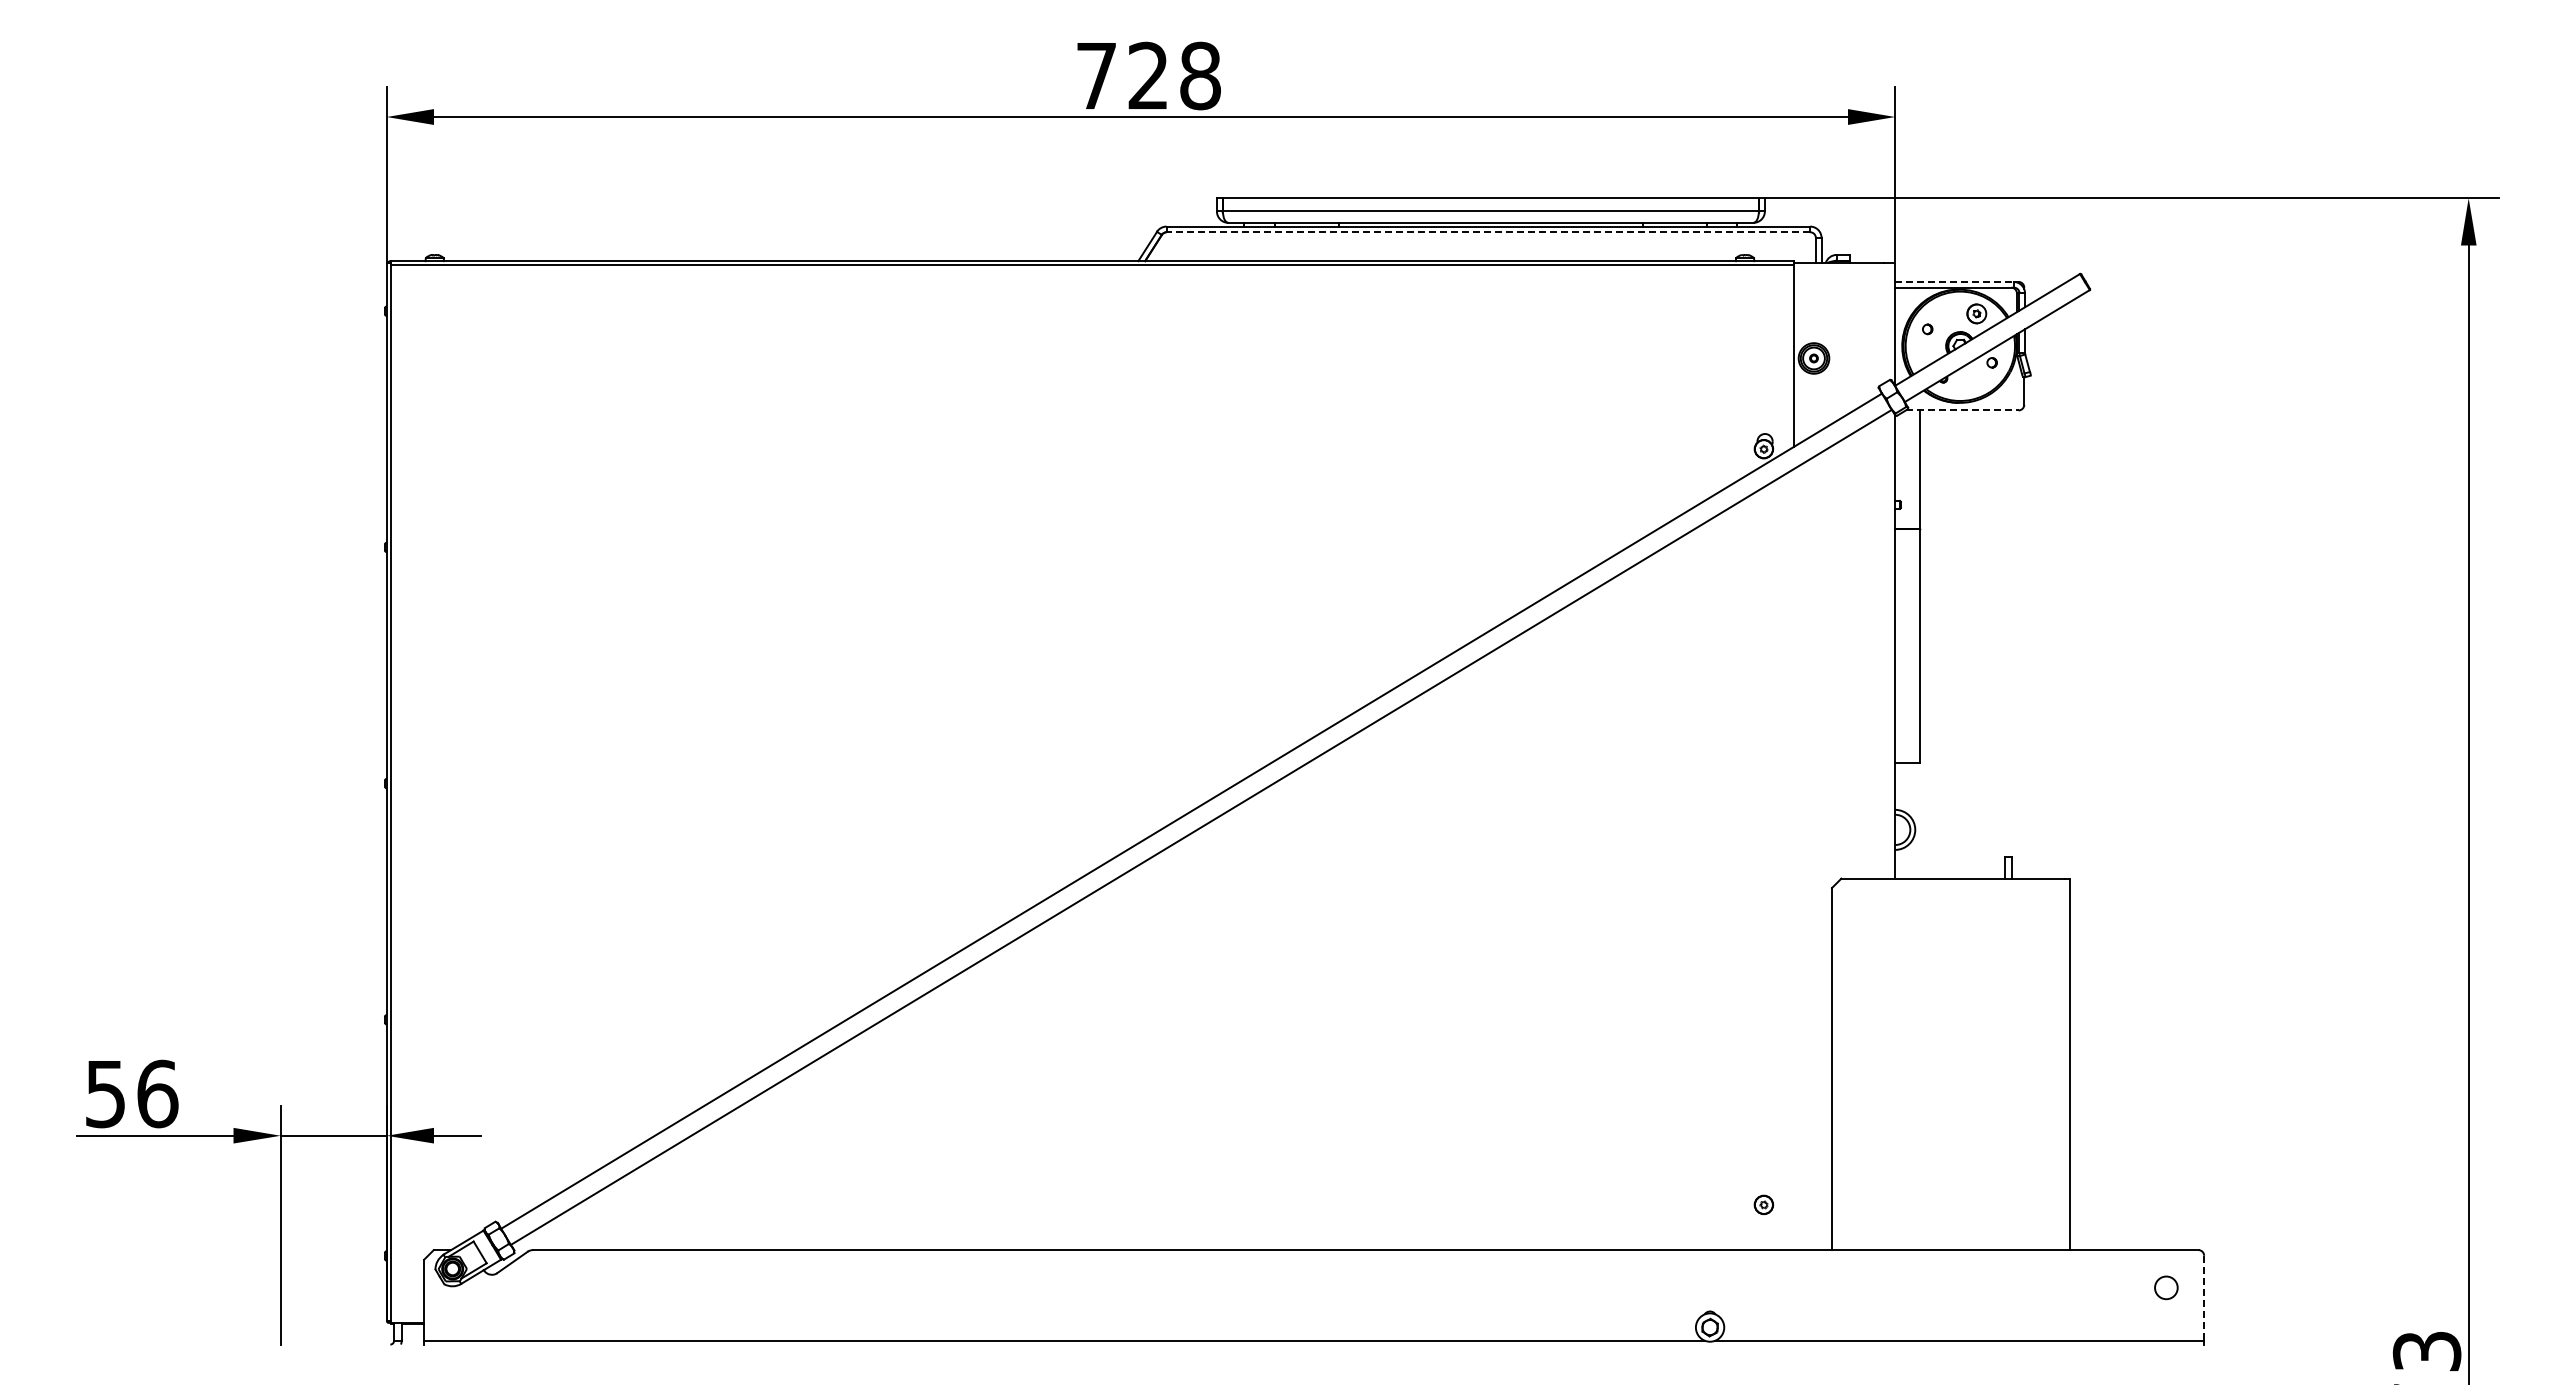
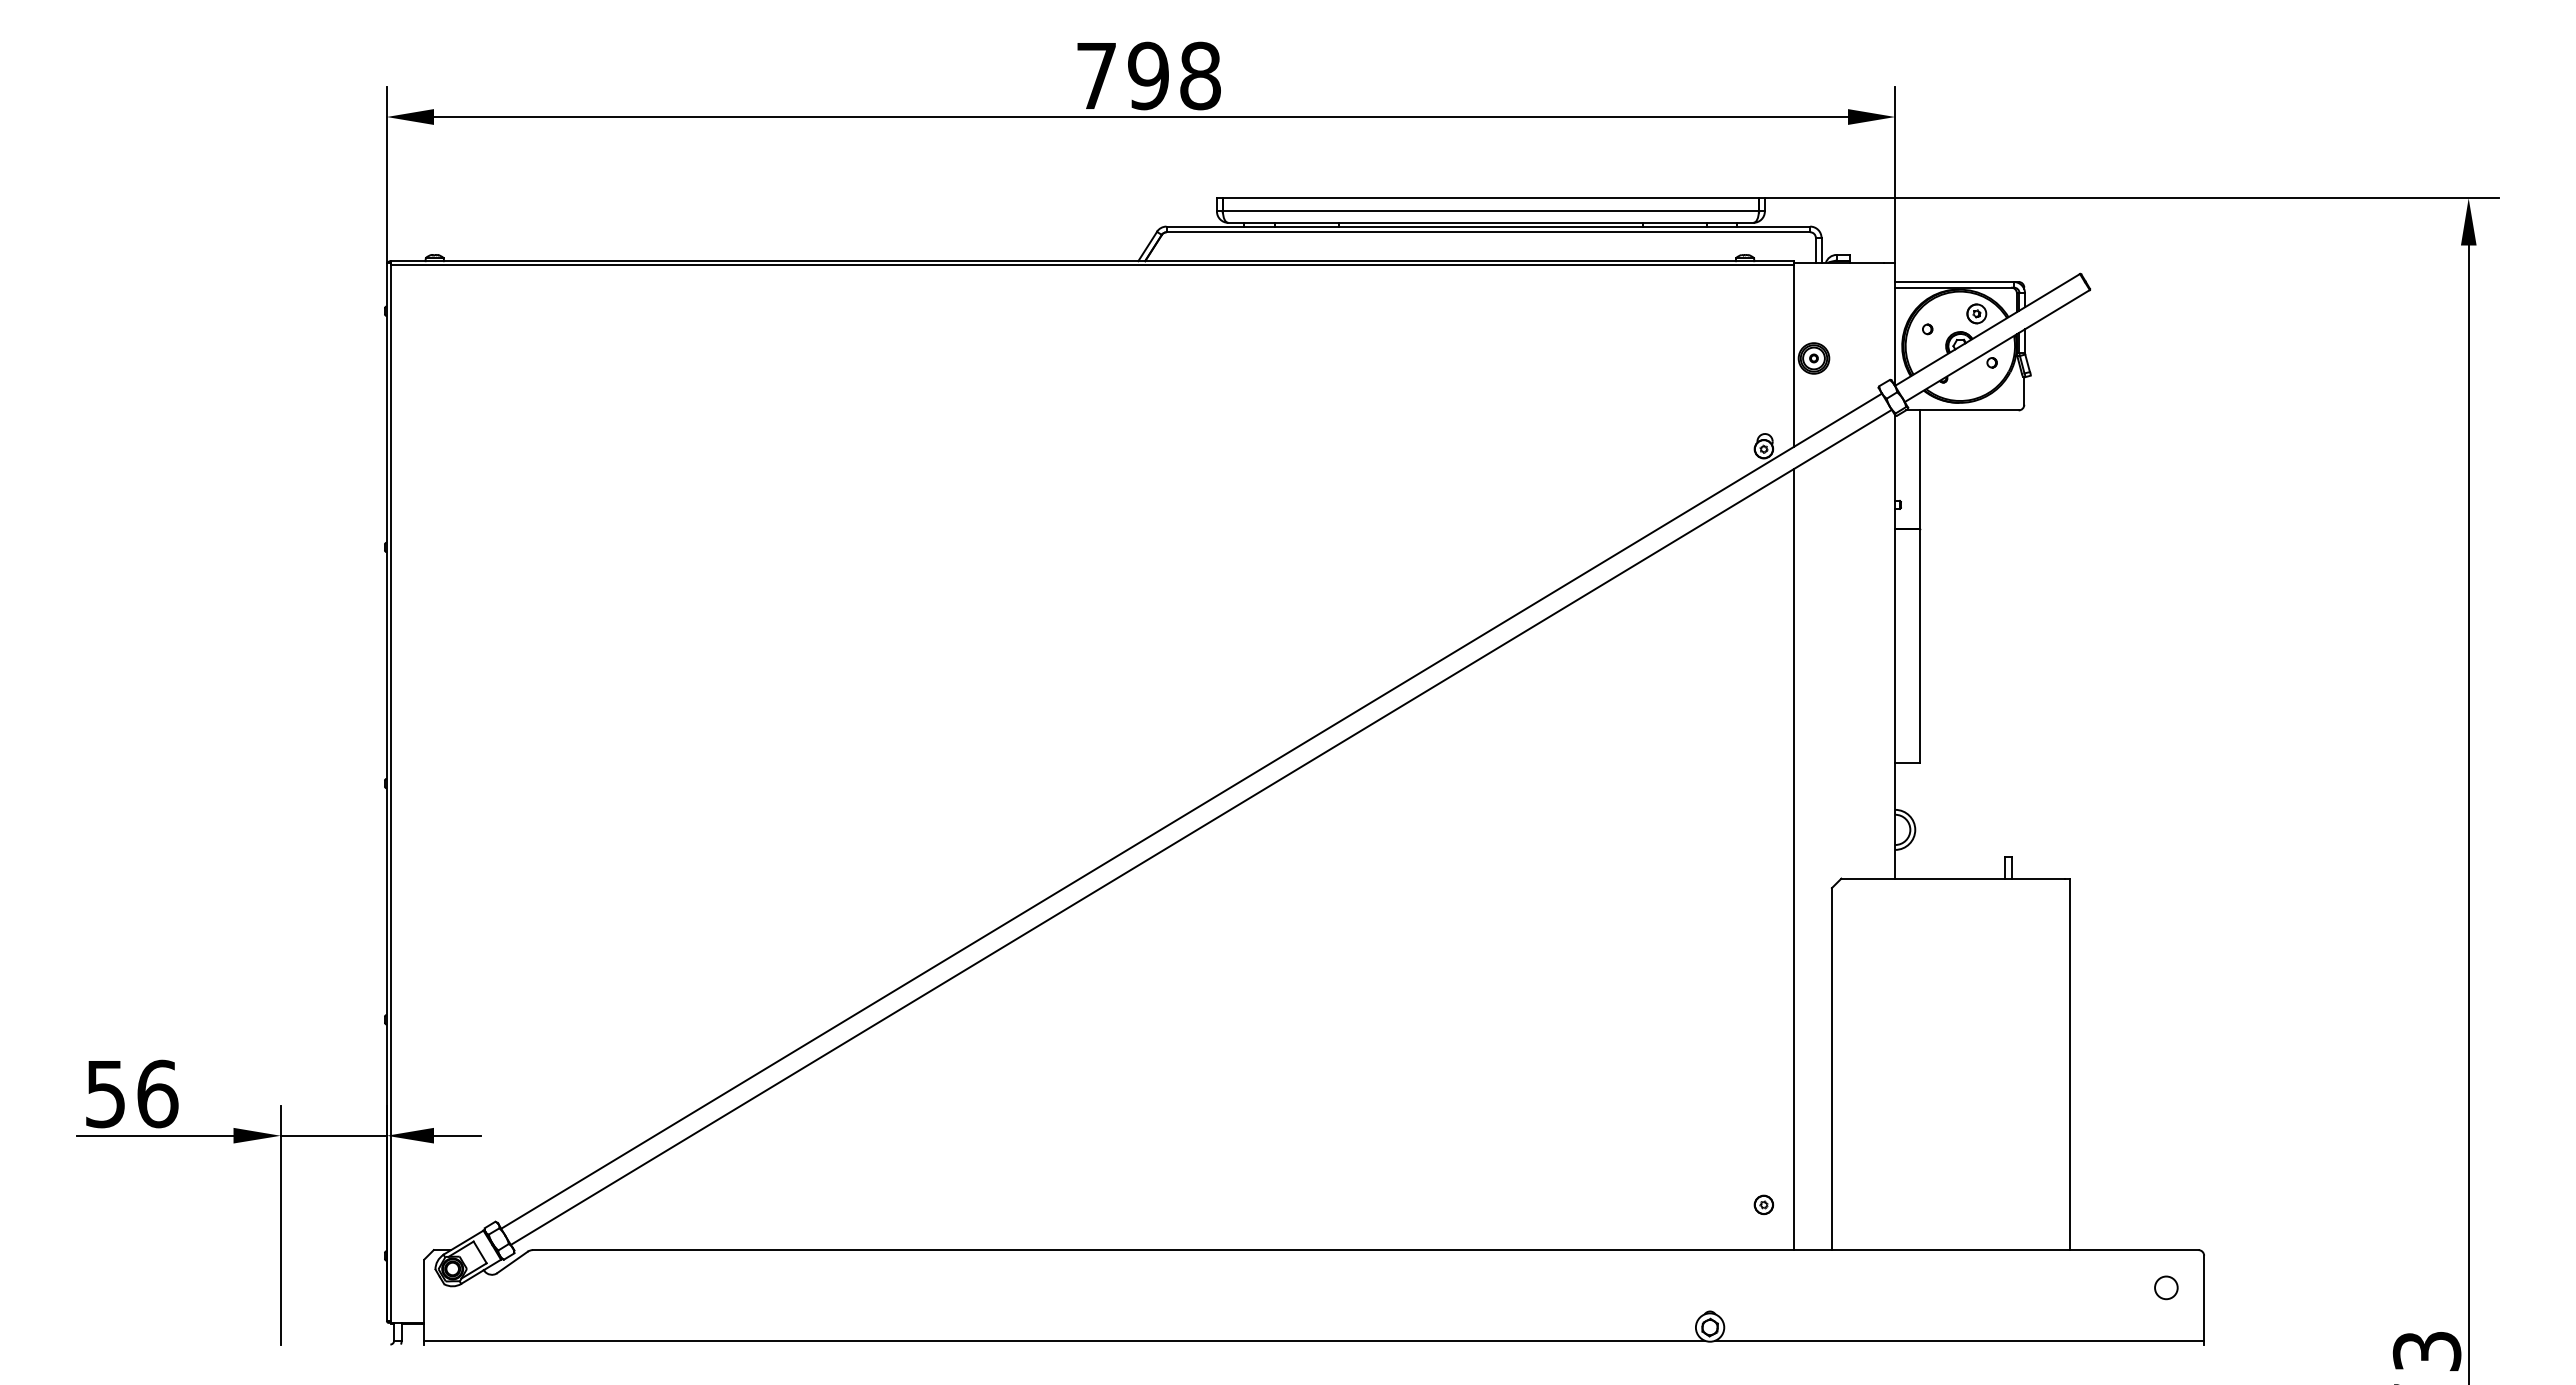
text: 728 -> 798 (1148, 75)
line: dashed -> solid (1488, 232)
line: dashed -> solid (1955, 281)
line: dashed -> solid (1962, 410)
line: none -> present (1794, 859)
line: dashed -> solid (2204, 1298)
